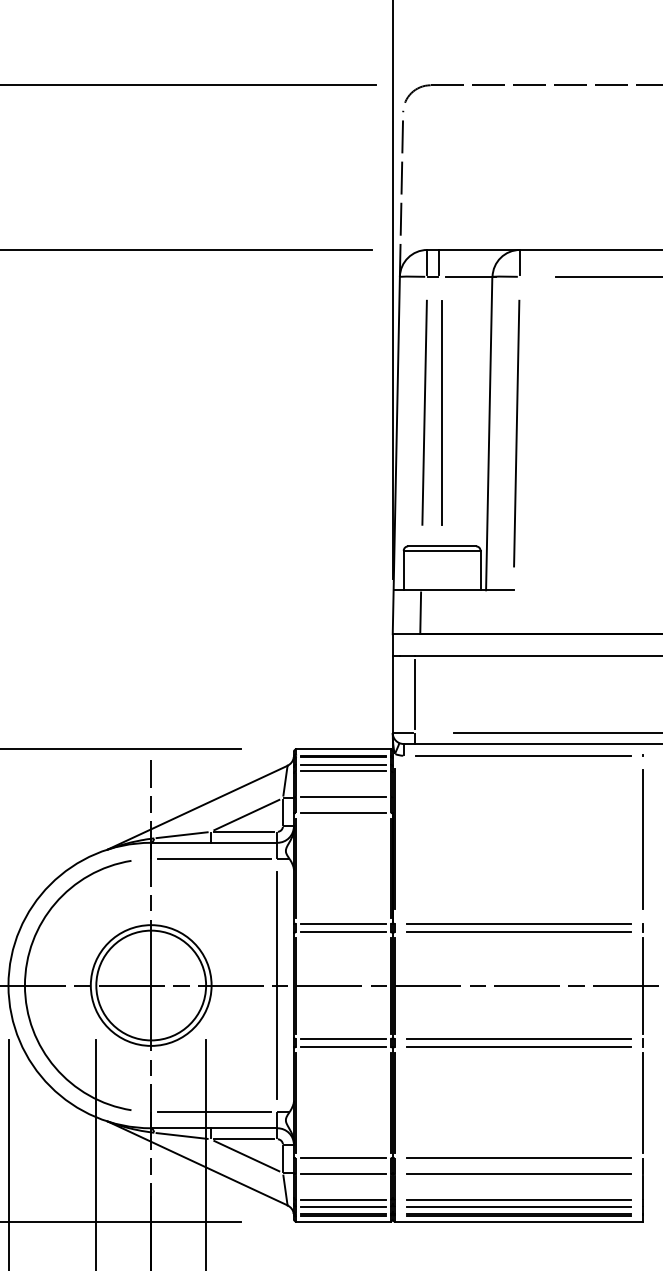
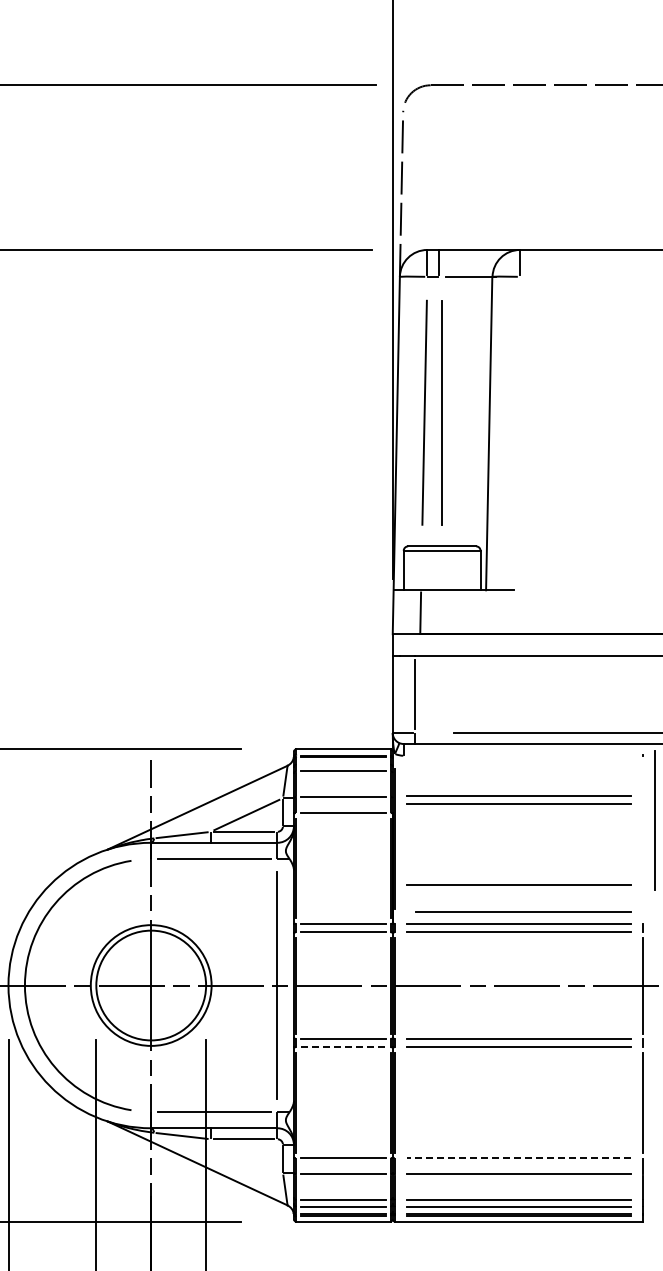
line: present -> none (607, 276)
line: present -> none (516, 433)
line position: (523, 755) -> (523, 911) (523, 911)
line: present -> none (342, 764)
part: none -> present (518, 799)
line position: (642, 839) -> (654, 820) (654, 820)
line: none -> present (518, 884)
line: solid -> dashed (343, 1047)
line: present -> none (246, 1156)
line: solid -> dashed (519, 1158)
